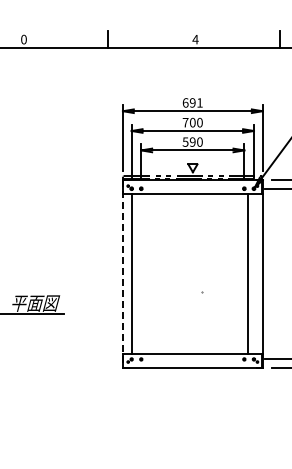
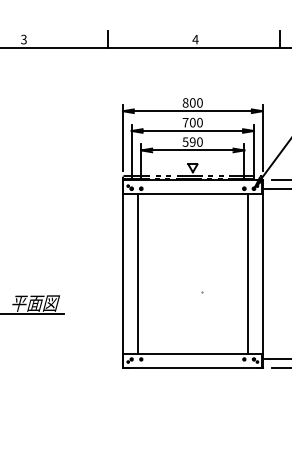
text: 0 -> 3 (23, 39)
text: 691 -> 800 (192, 102)
line: dashed -> solid (122, 274)
line position: (131, 274) -> (137, 274) (137, 274)
